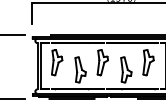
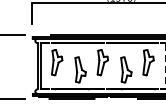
line: solid -> dashed (165, 66)
